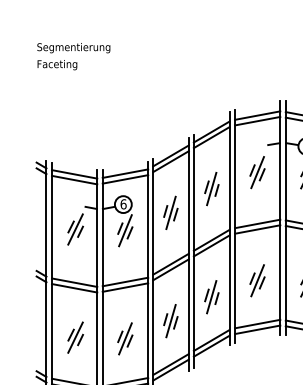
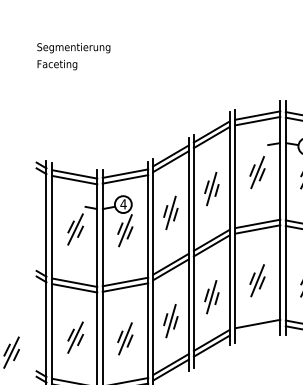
text: 6 -> 4 (123, 204)
line: present -> none (257, 329)
part: none -> present (11, 352)
